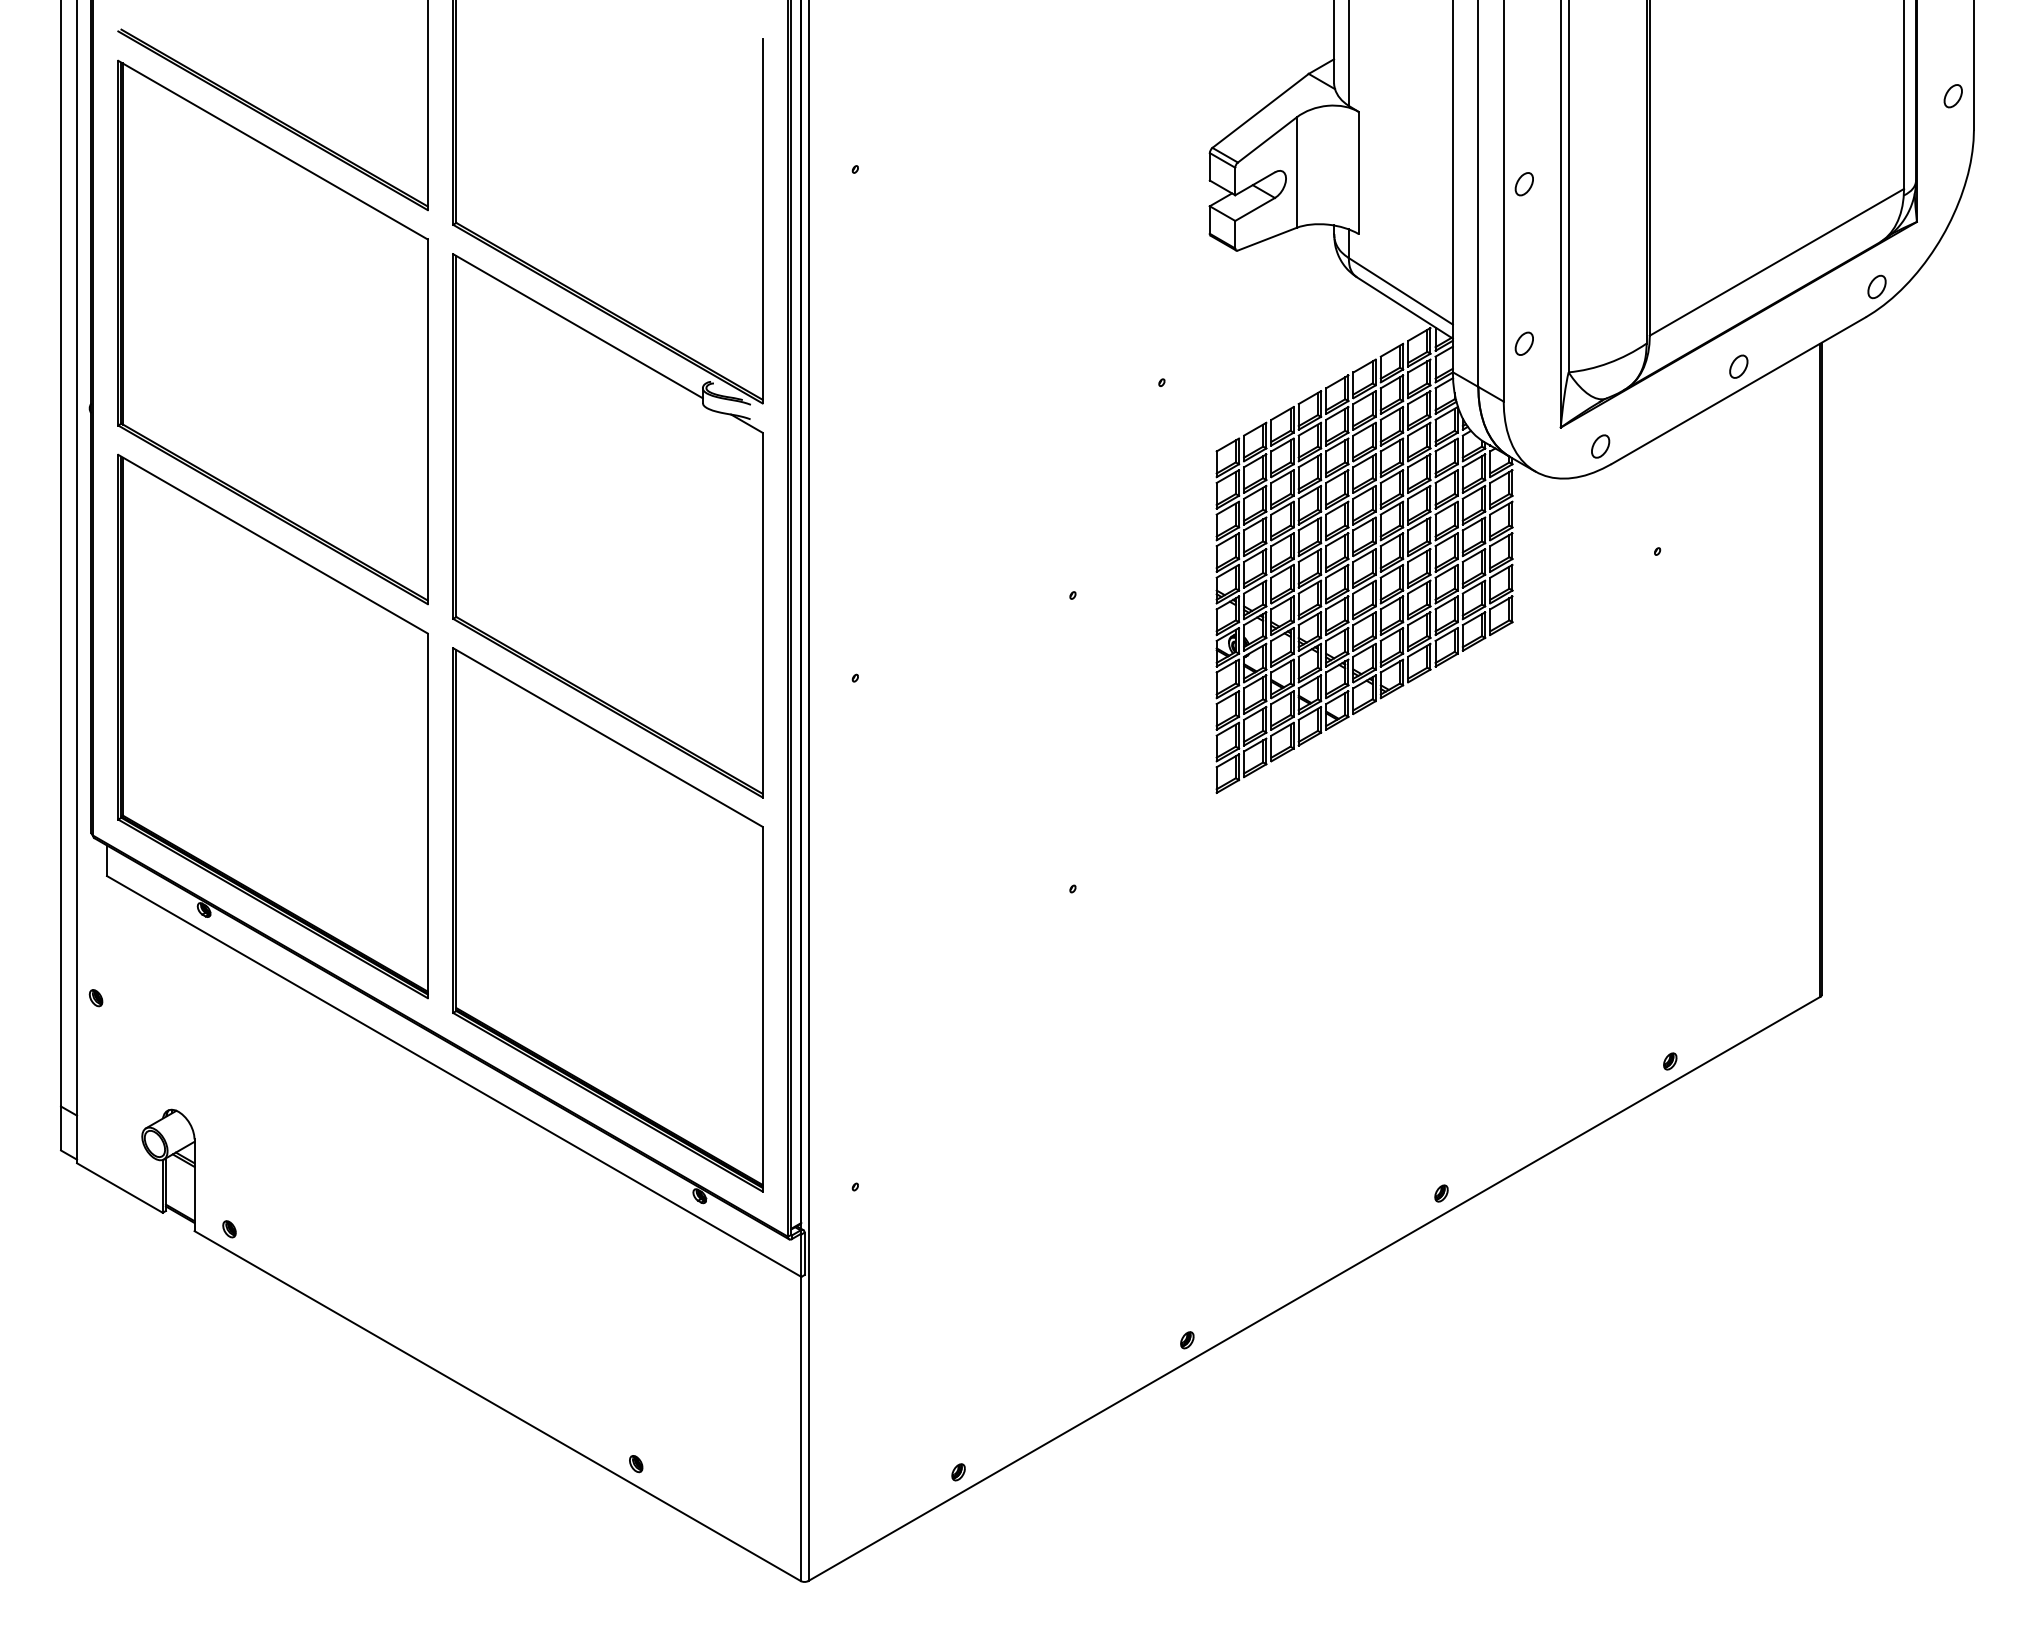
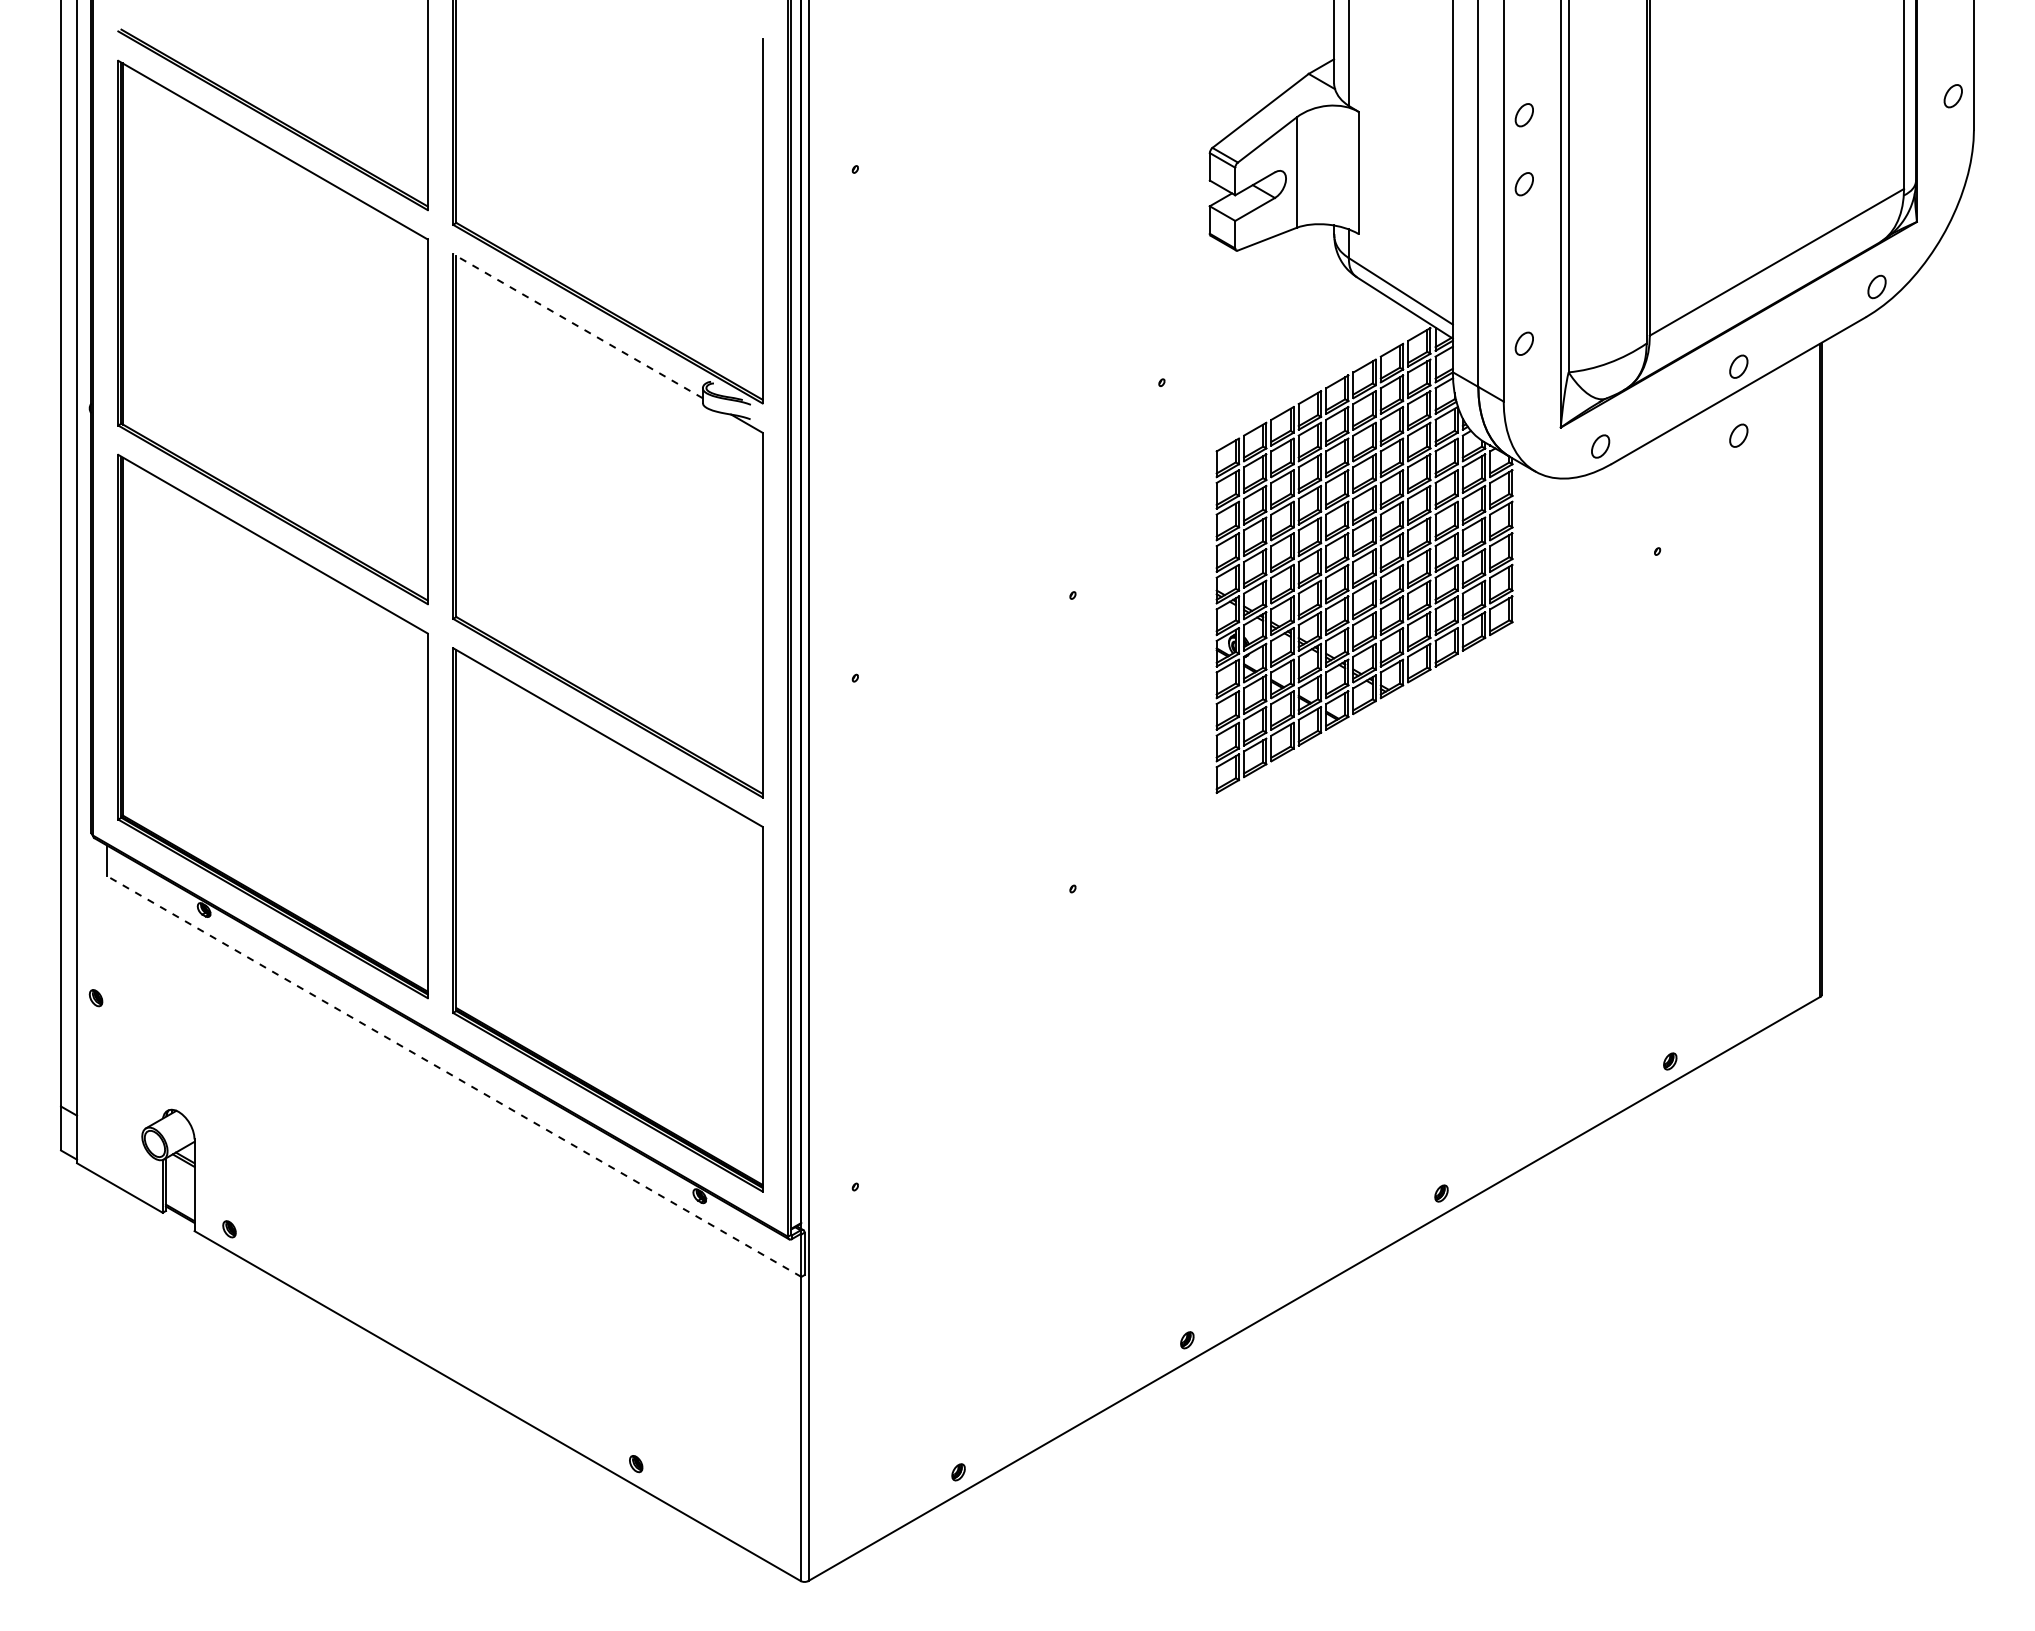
part: none -> present (1523, 115)
line: solid -> dashed (577, 325)
part: none -> present (1738, 435)
line: solid -> dashed (454, 1076)
